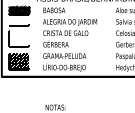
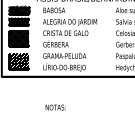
hatch: none -> present (18, 21)
hatch: none -> present (18, 39)
